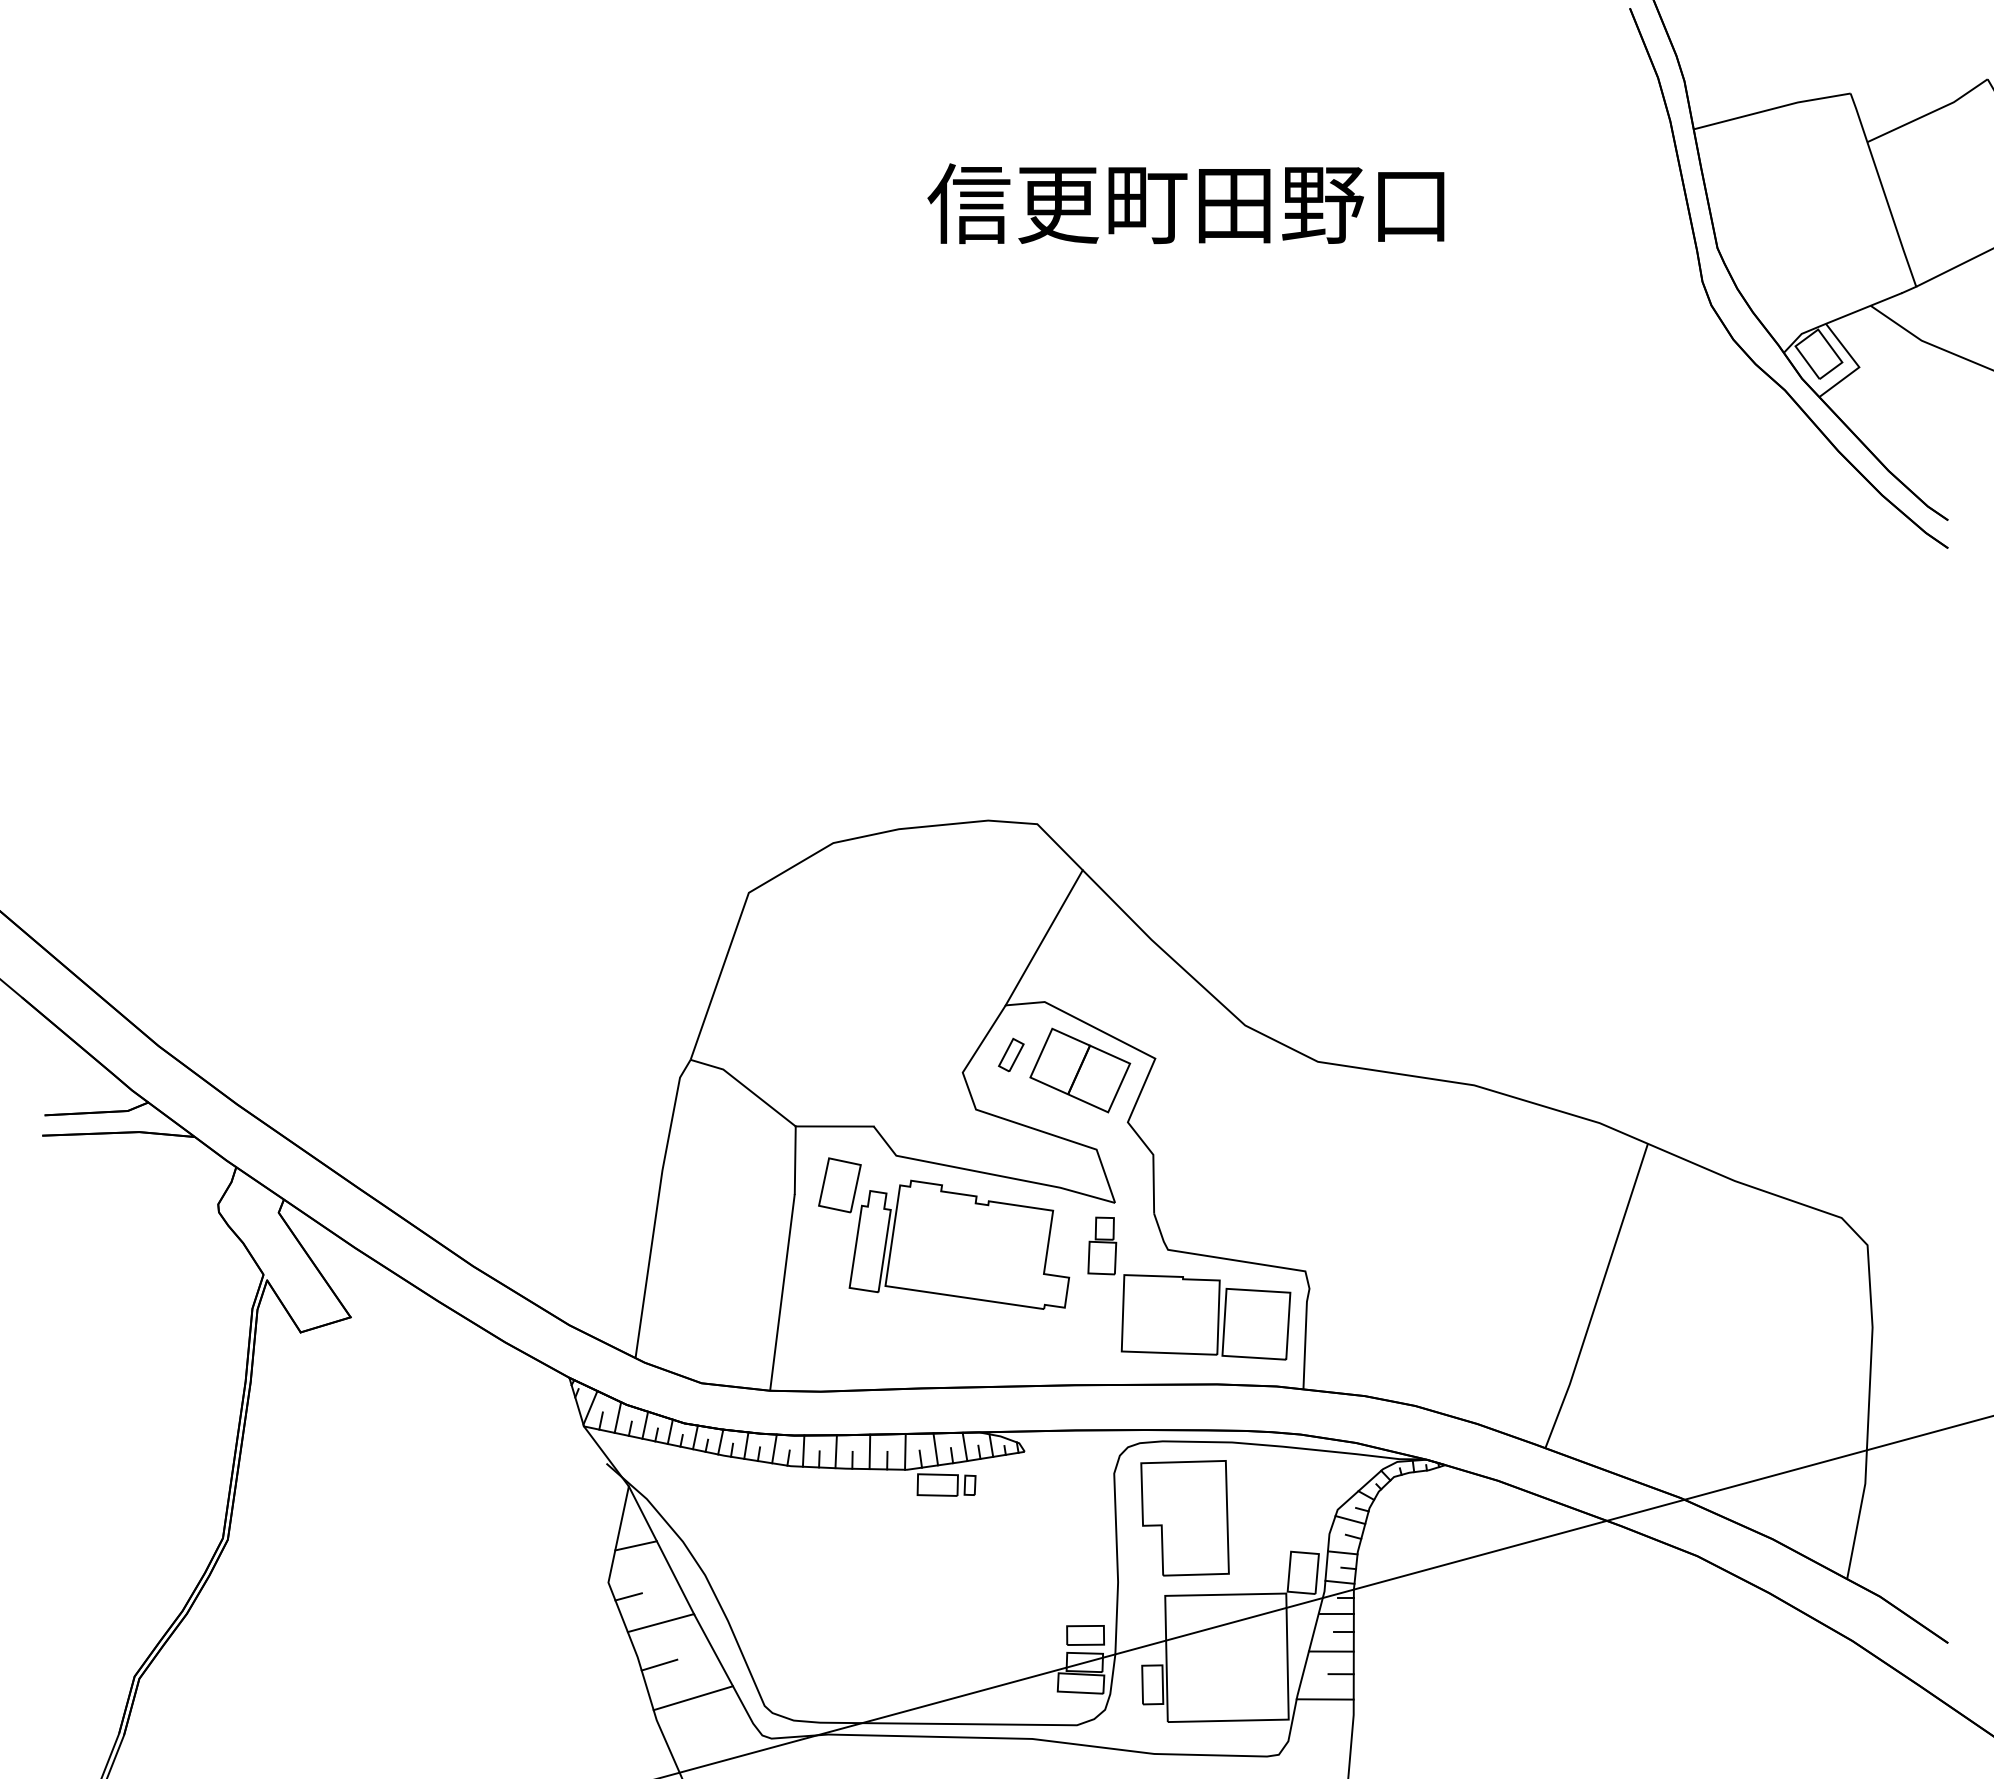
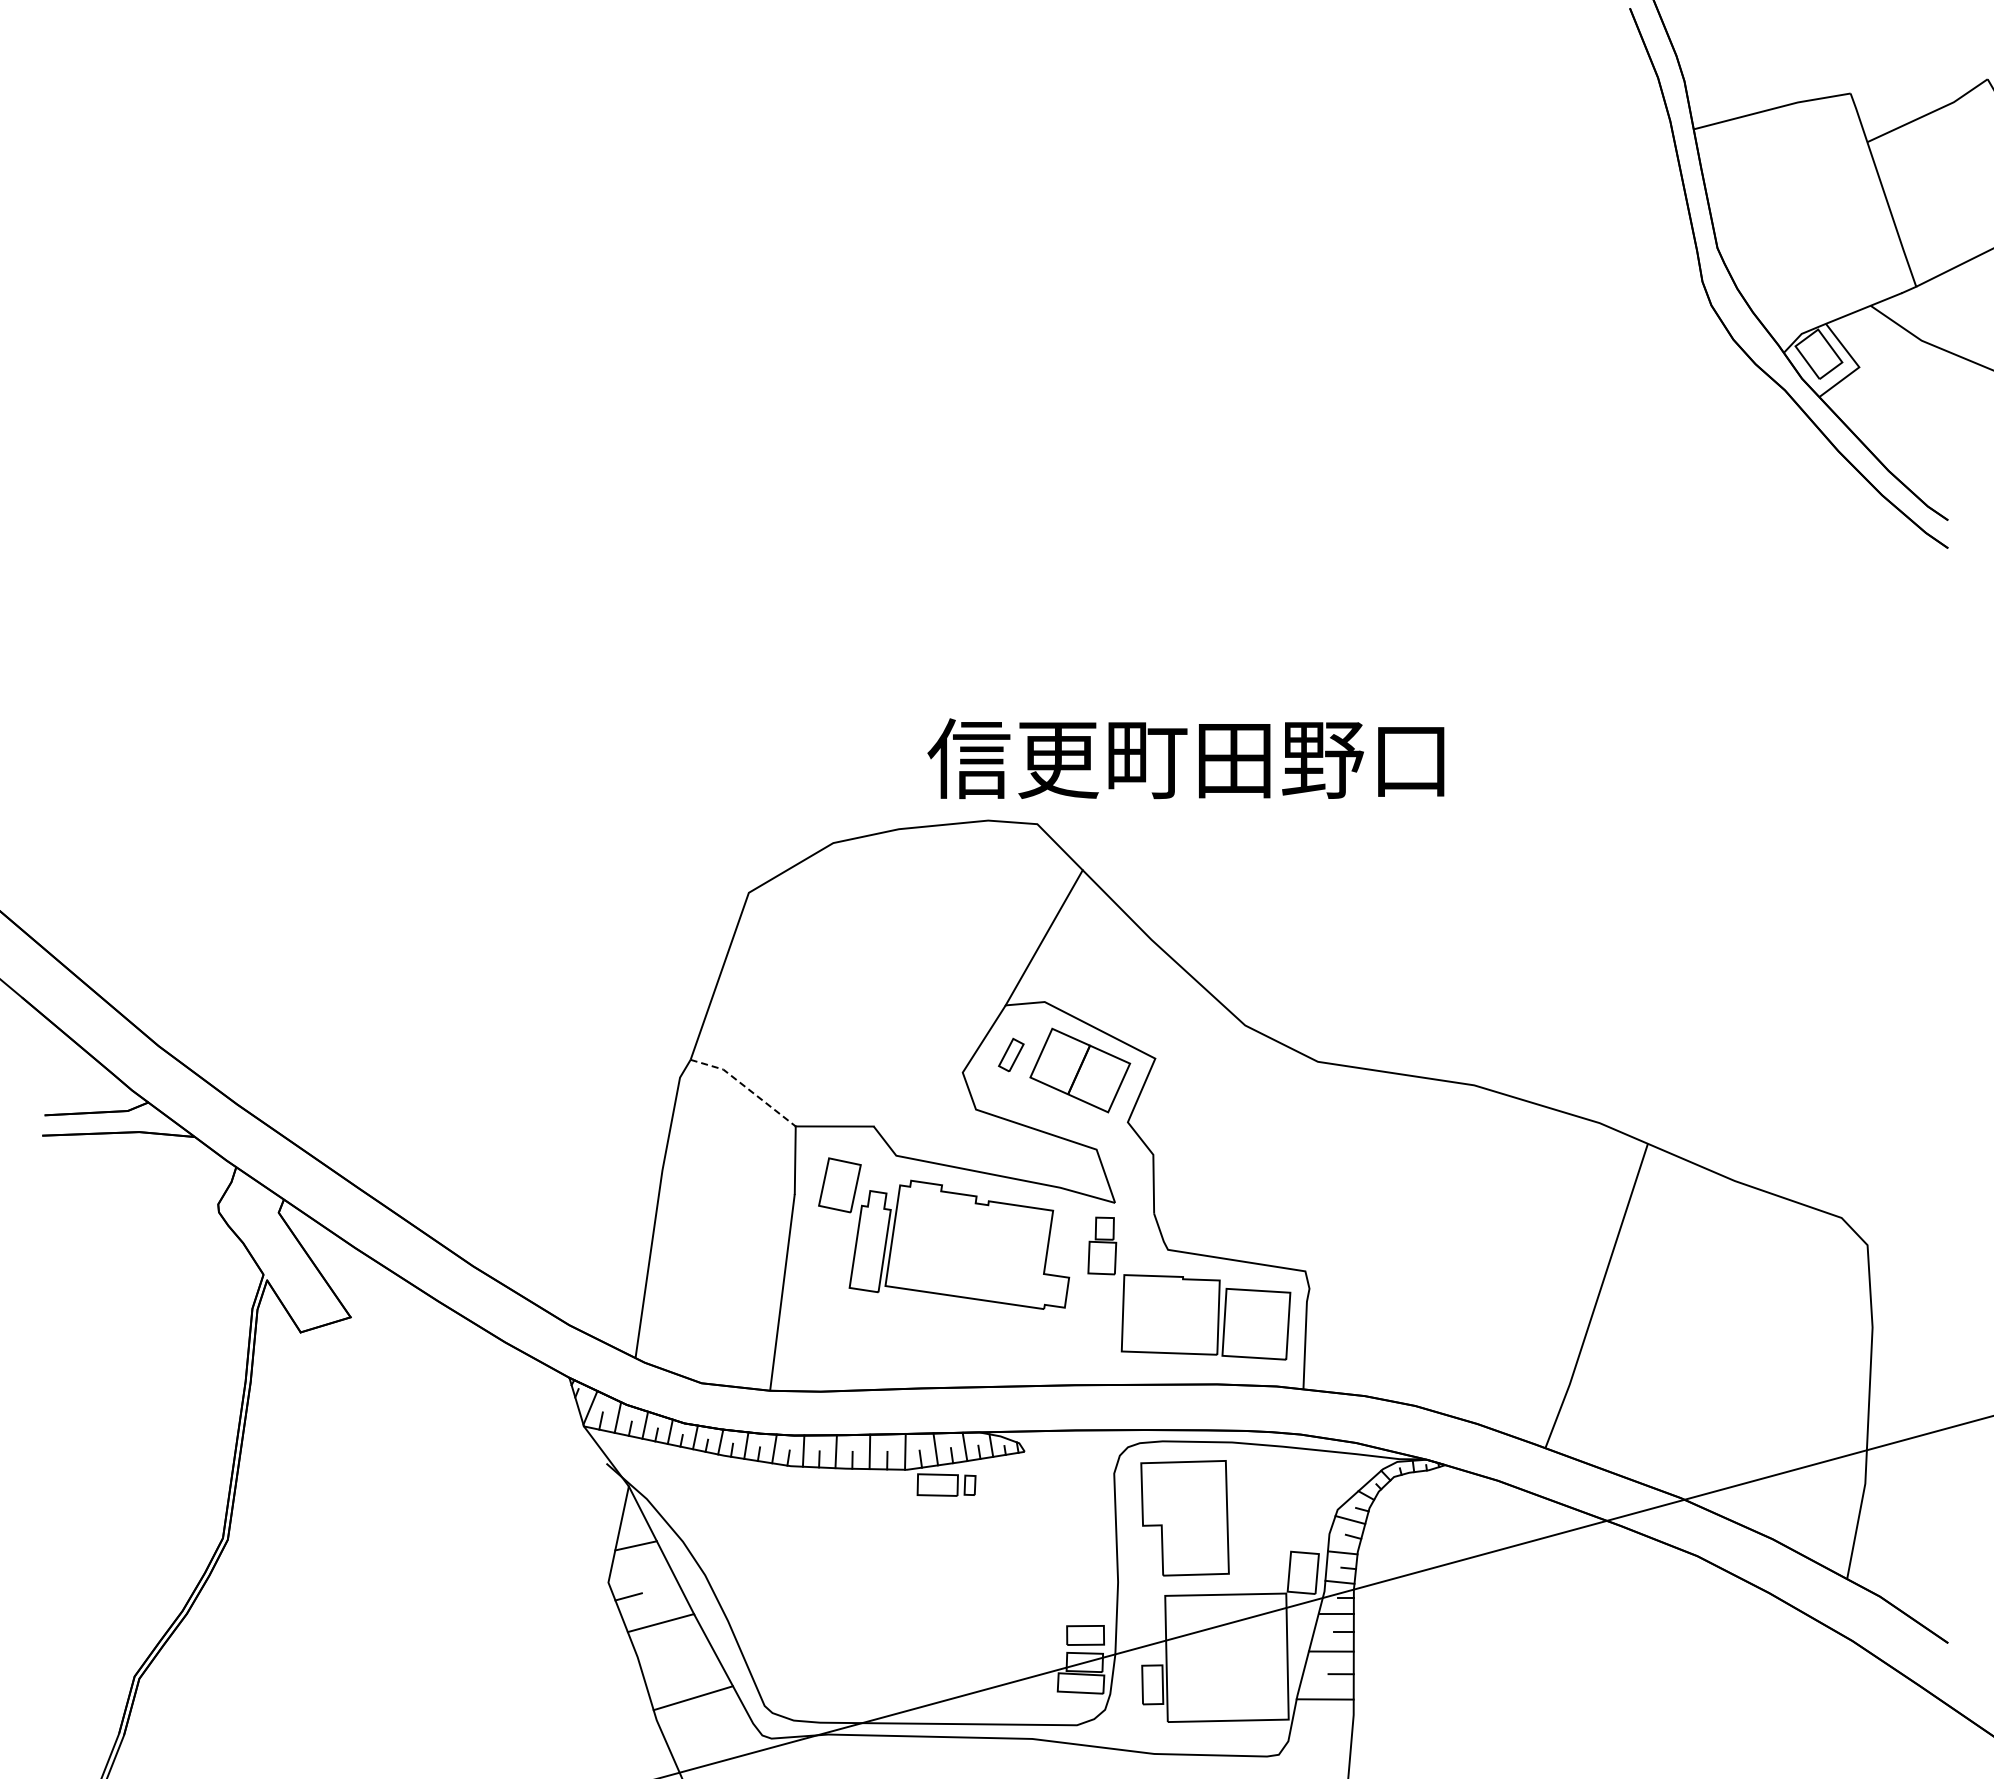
text position: (1185, 203) -> (1185, 758) (1185, 758)
line: solid -> dashed (745, 1087)
line: present -> none (659, 1664)
